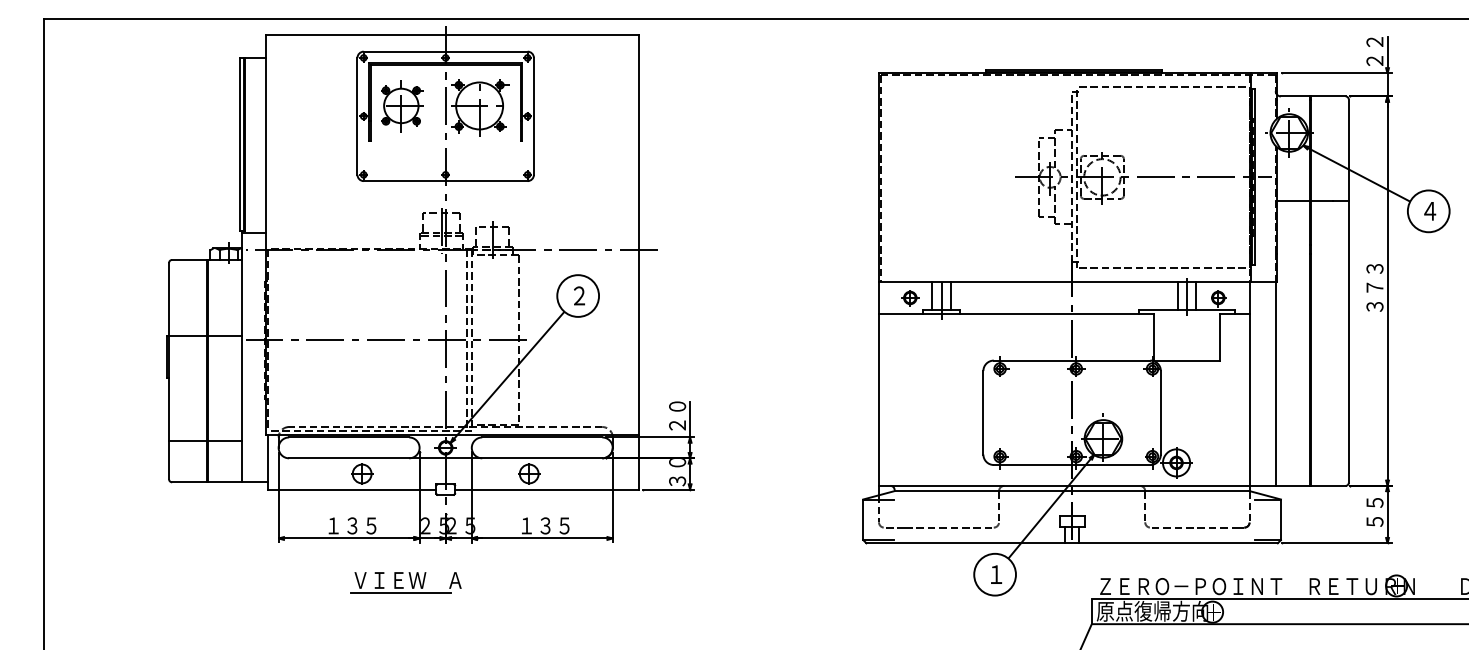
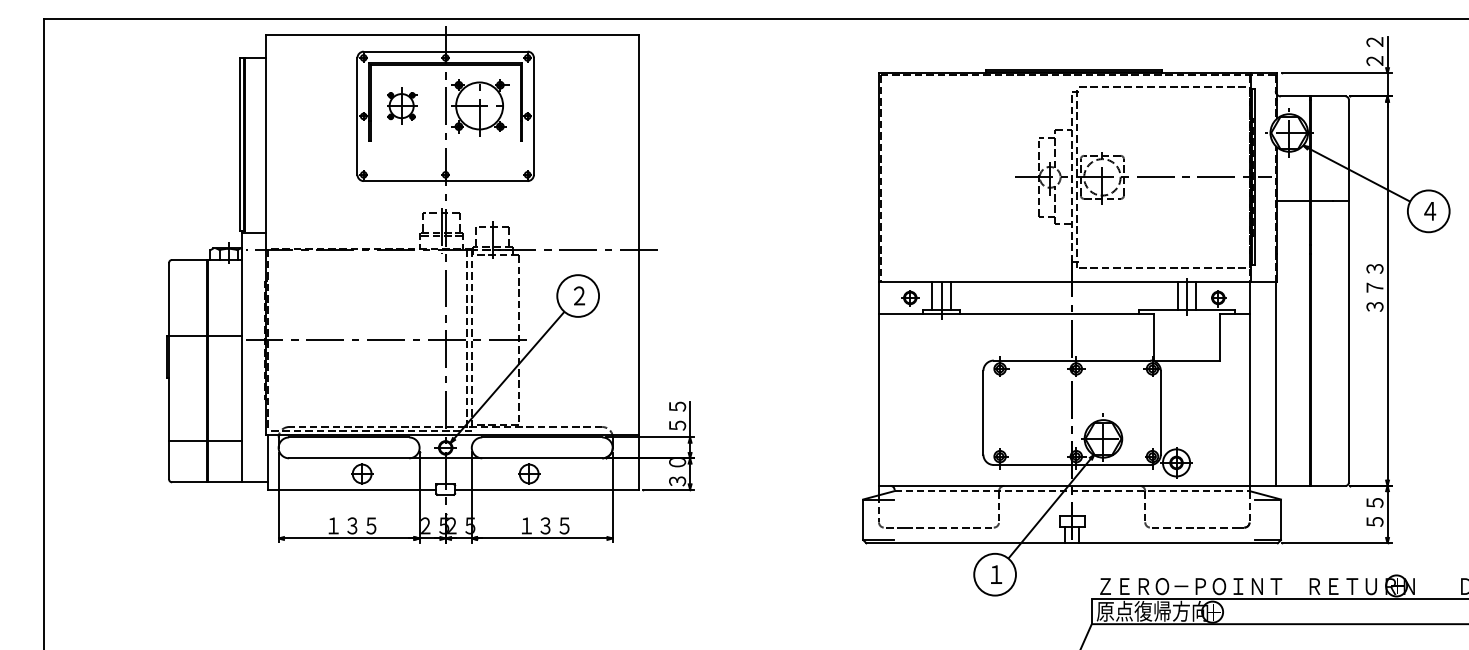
part size: 43x53 px -> 31x38 px (402, 105)
text: ２０ -> ５５ (677, 415)
line: solid -> dashed (1072, 491)
part: present -> none (405, 582)
